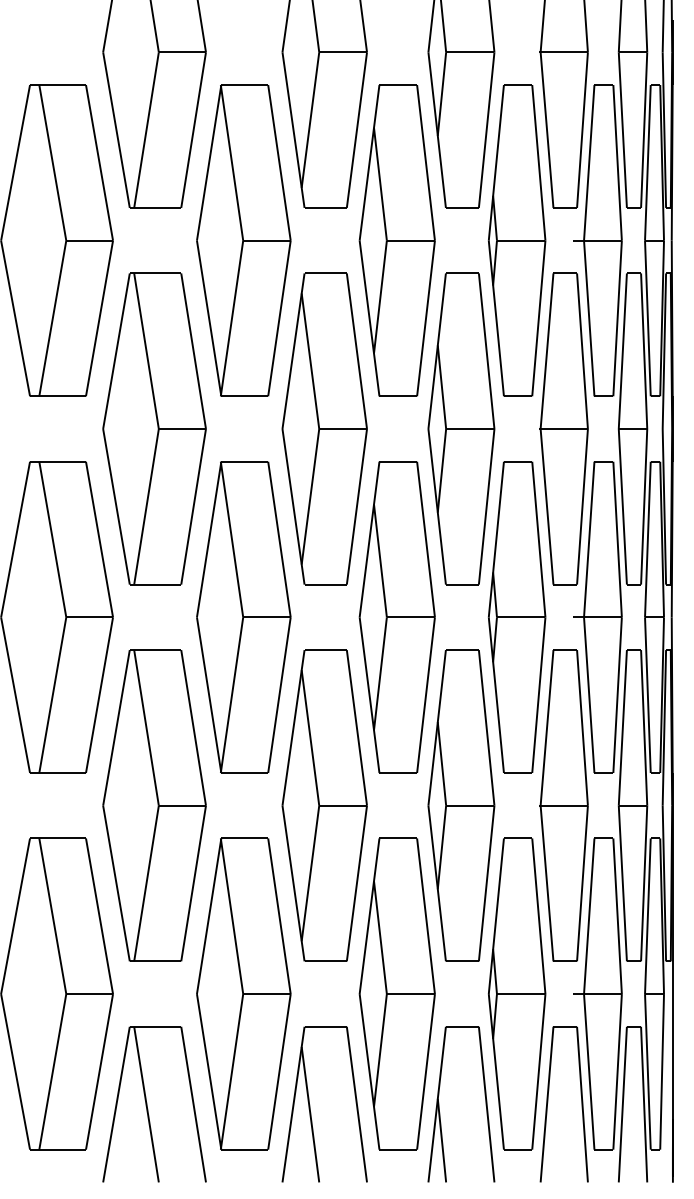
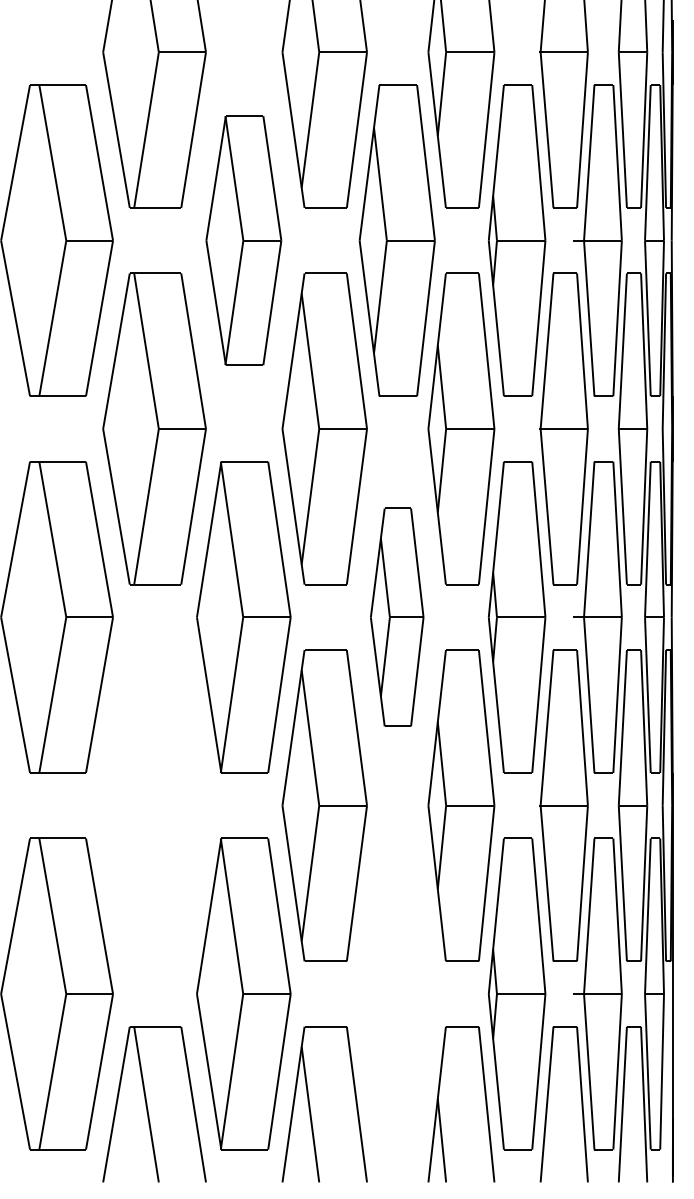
part size: 96x313 px -> 78x251 px (243, 240)
part size: 78x313 px -> 55x220 px (397, 616)
part: present -> none (154, 805)
part: present -> none (396, 993)
